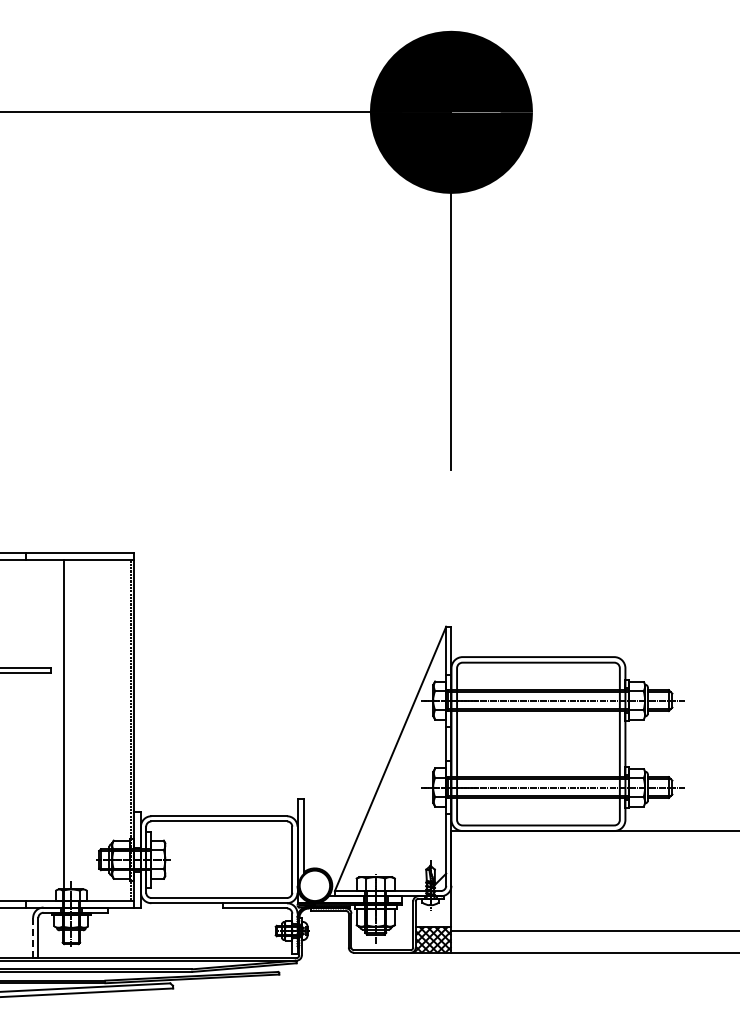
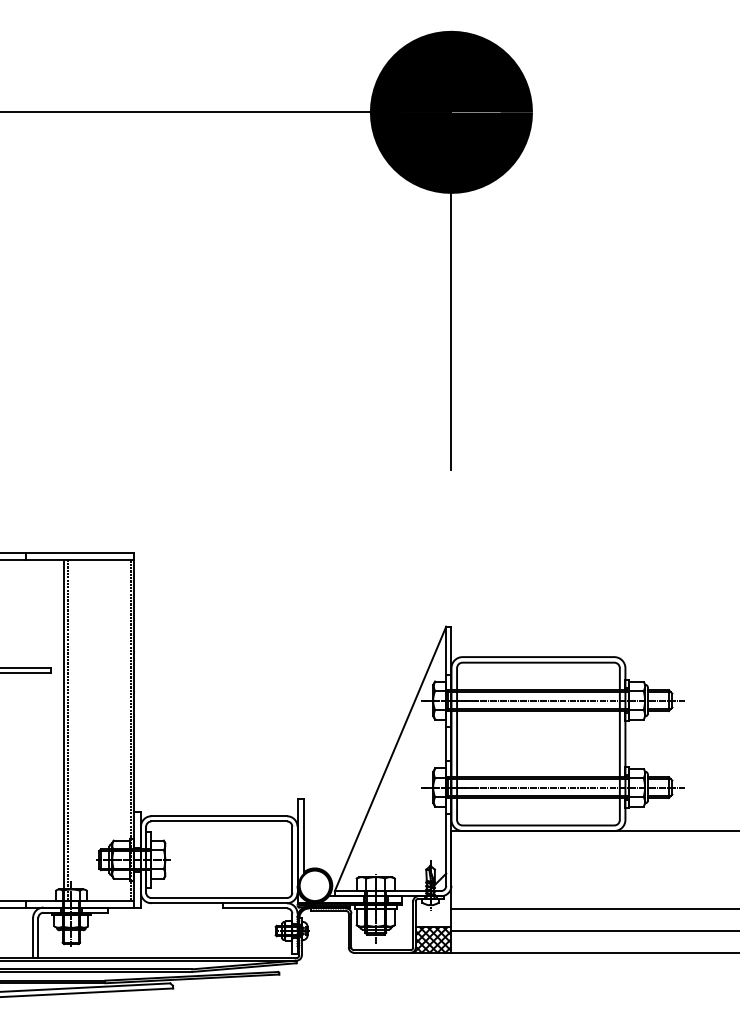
line: none -> present (67, 729)
line: none -> present (593, 909)
line: dashed -> solid (33, 938)
